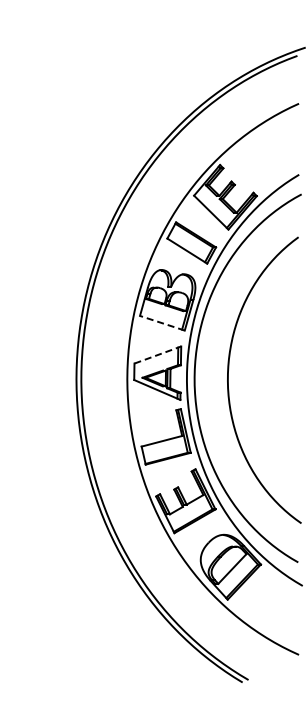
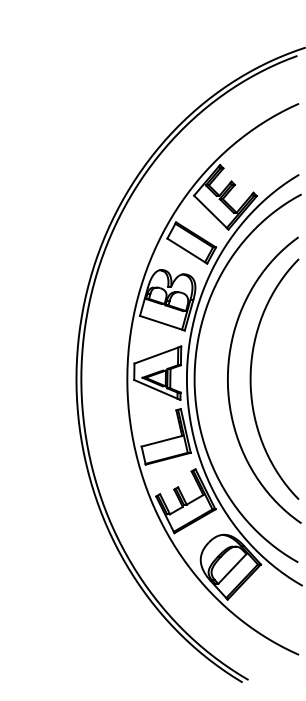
line: dashed -> solid (162, 323)
line: dashed -> solid (157, 355)
curve: none -> present (251, 378)
